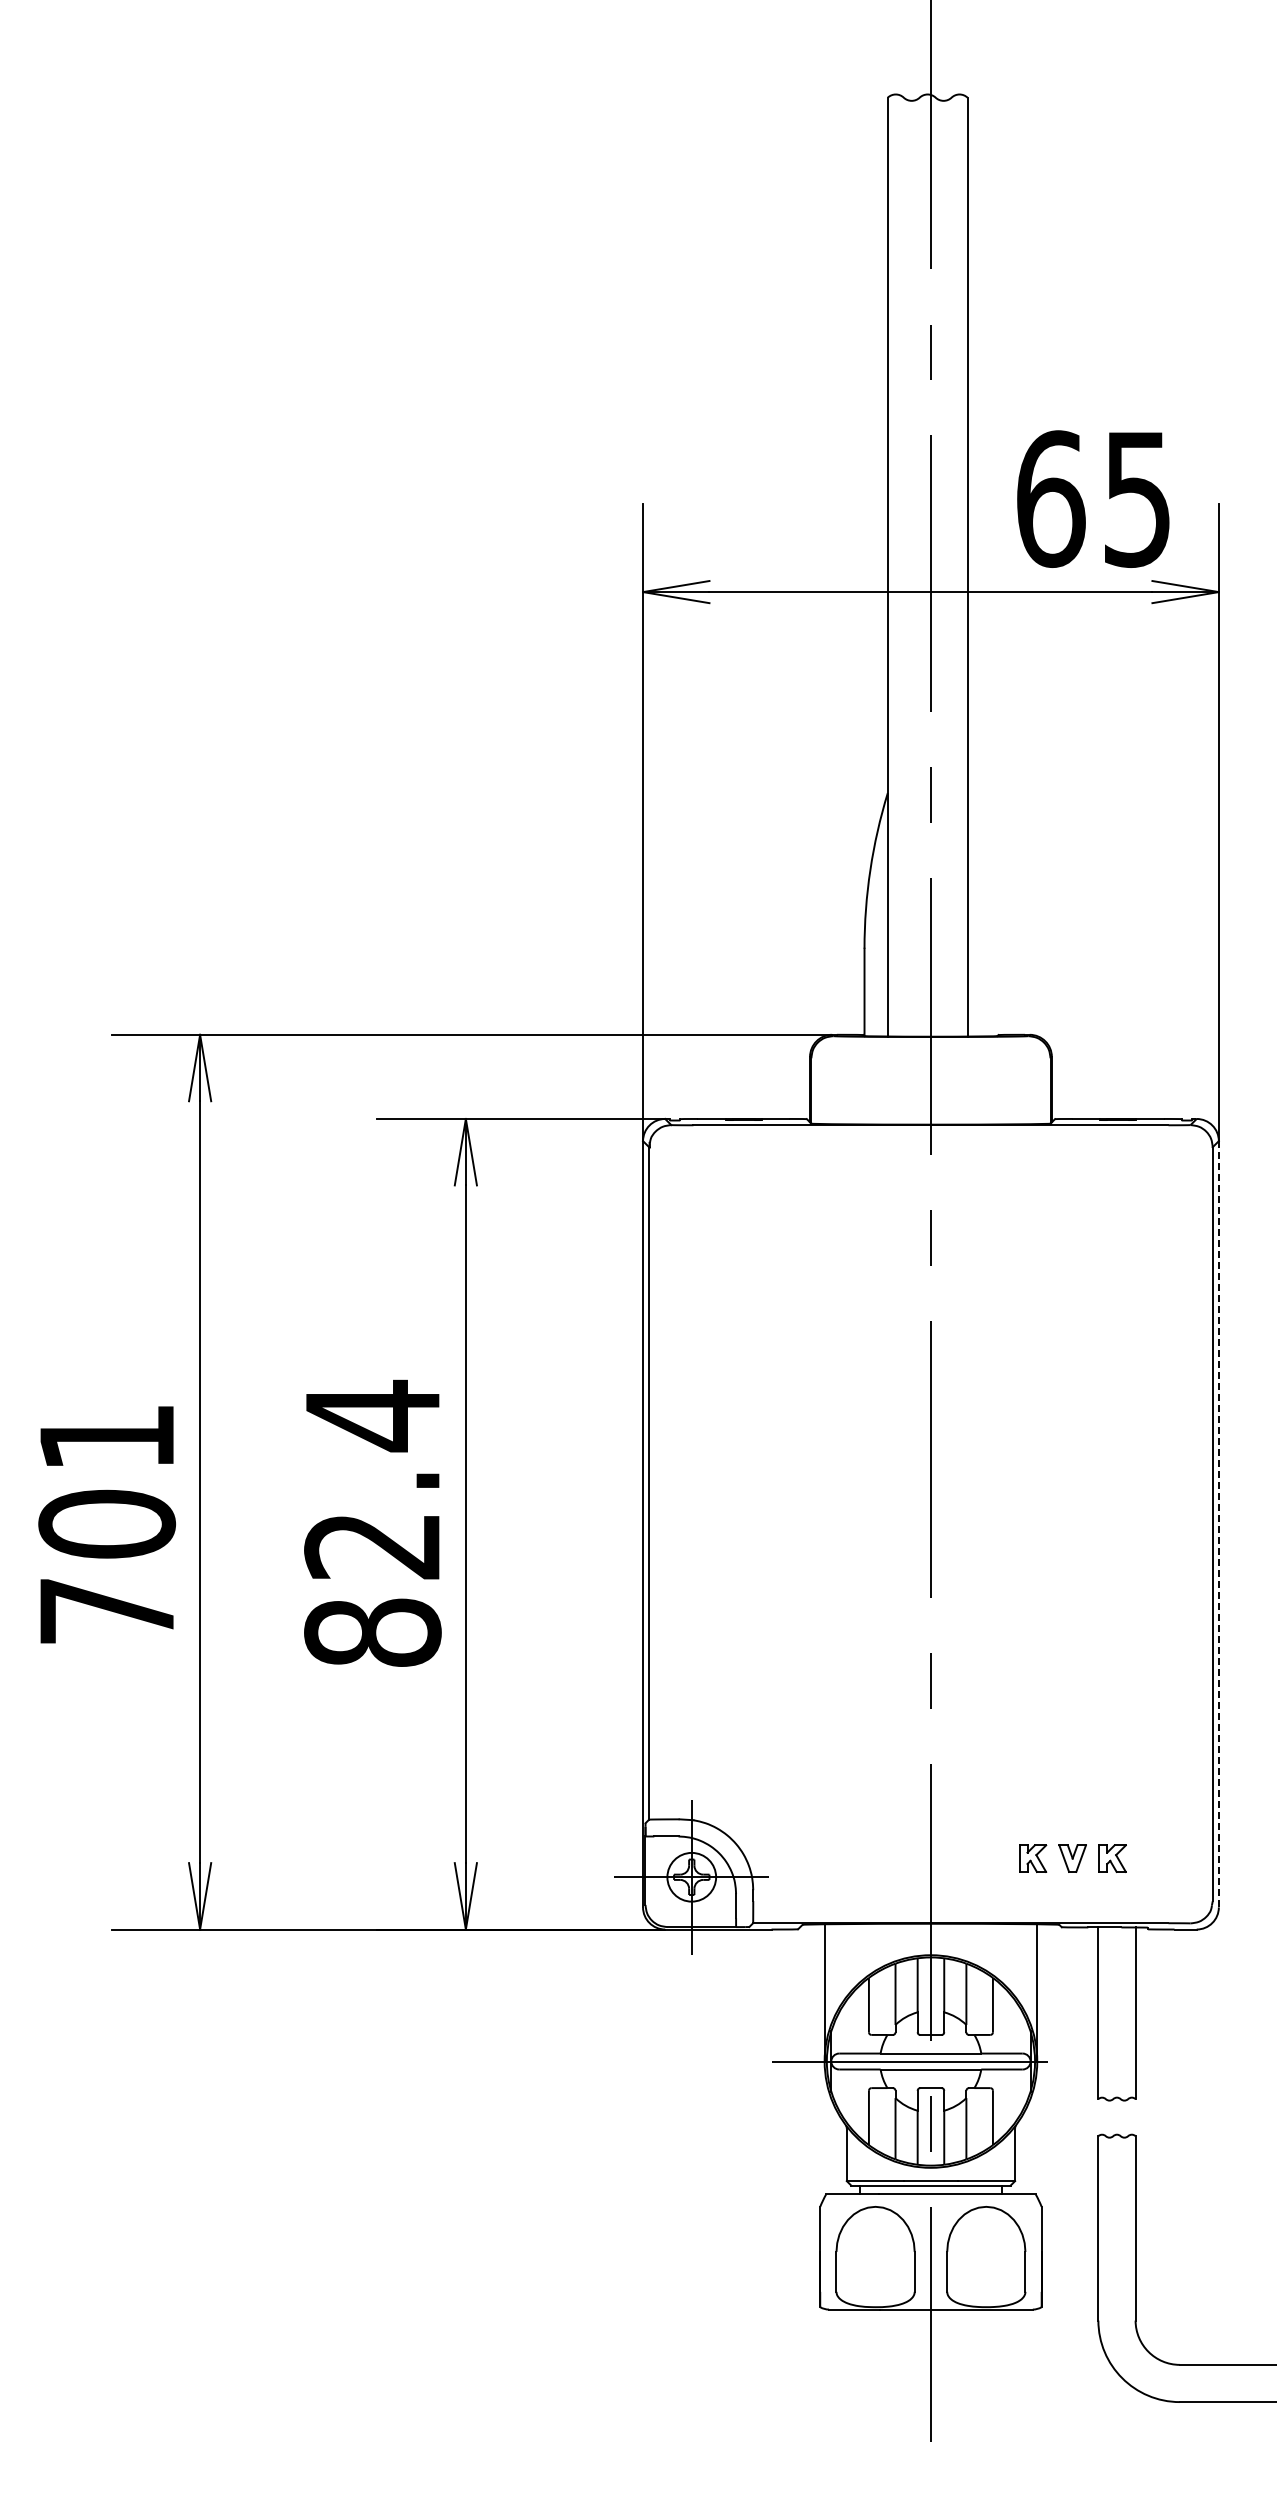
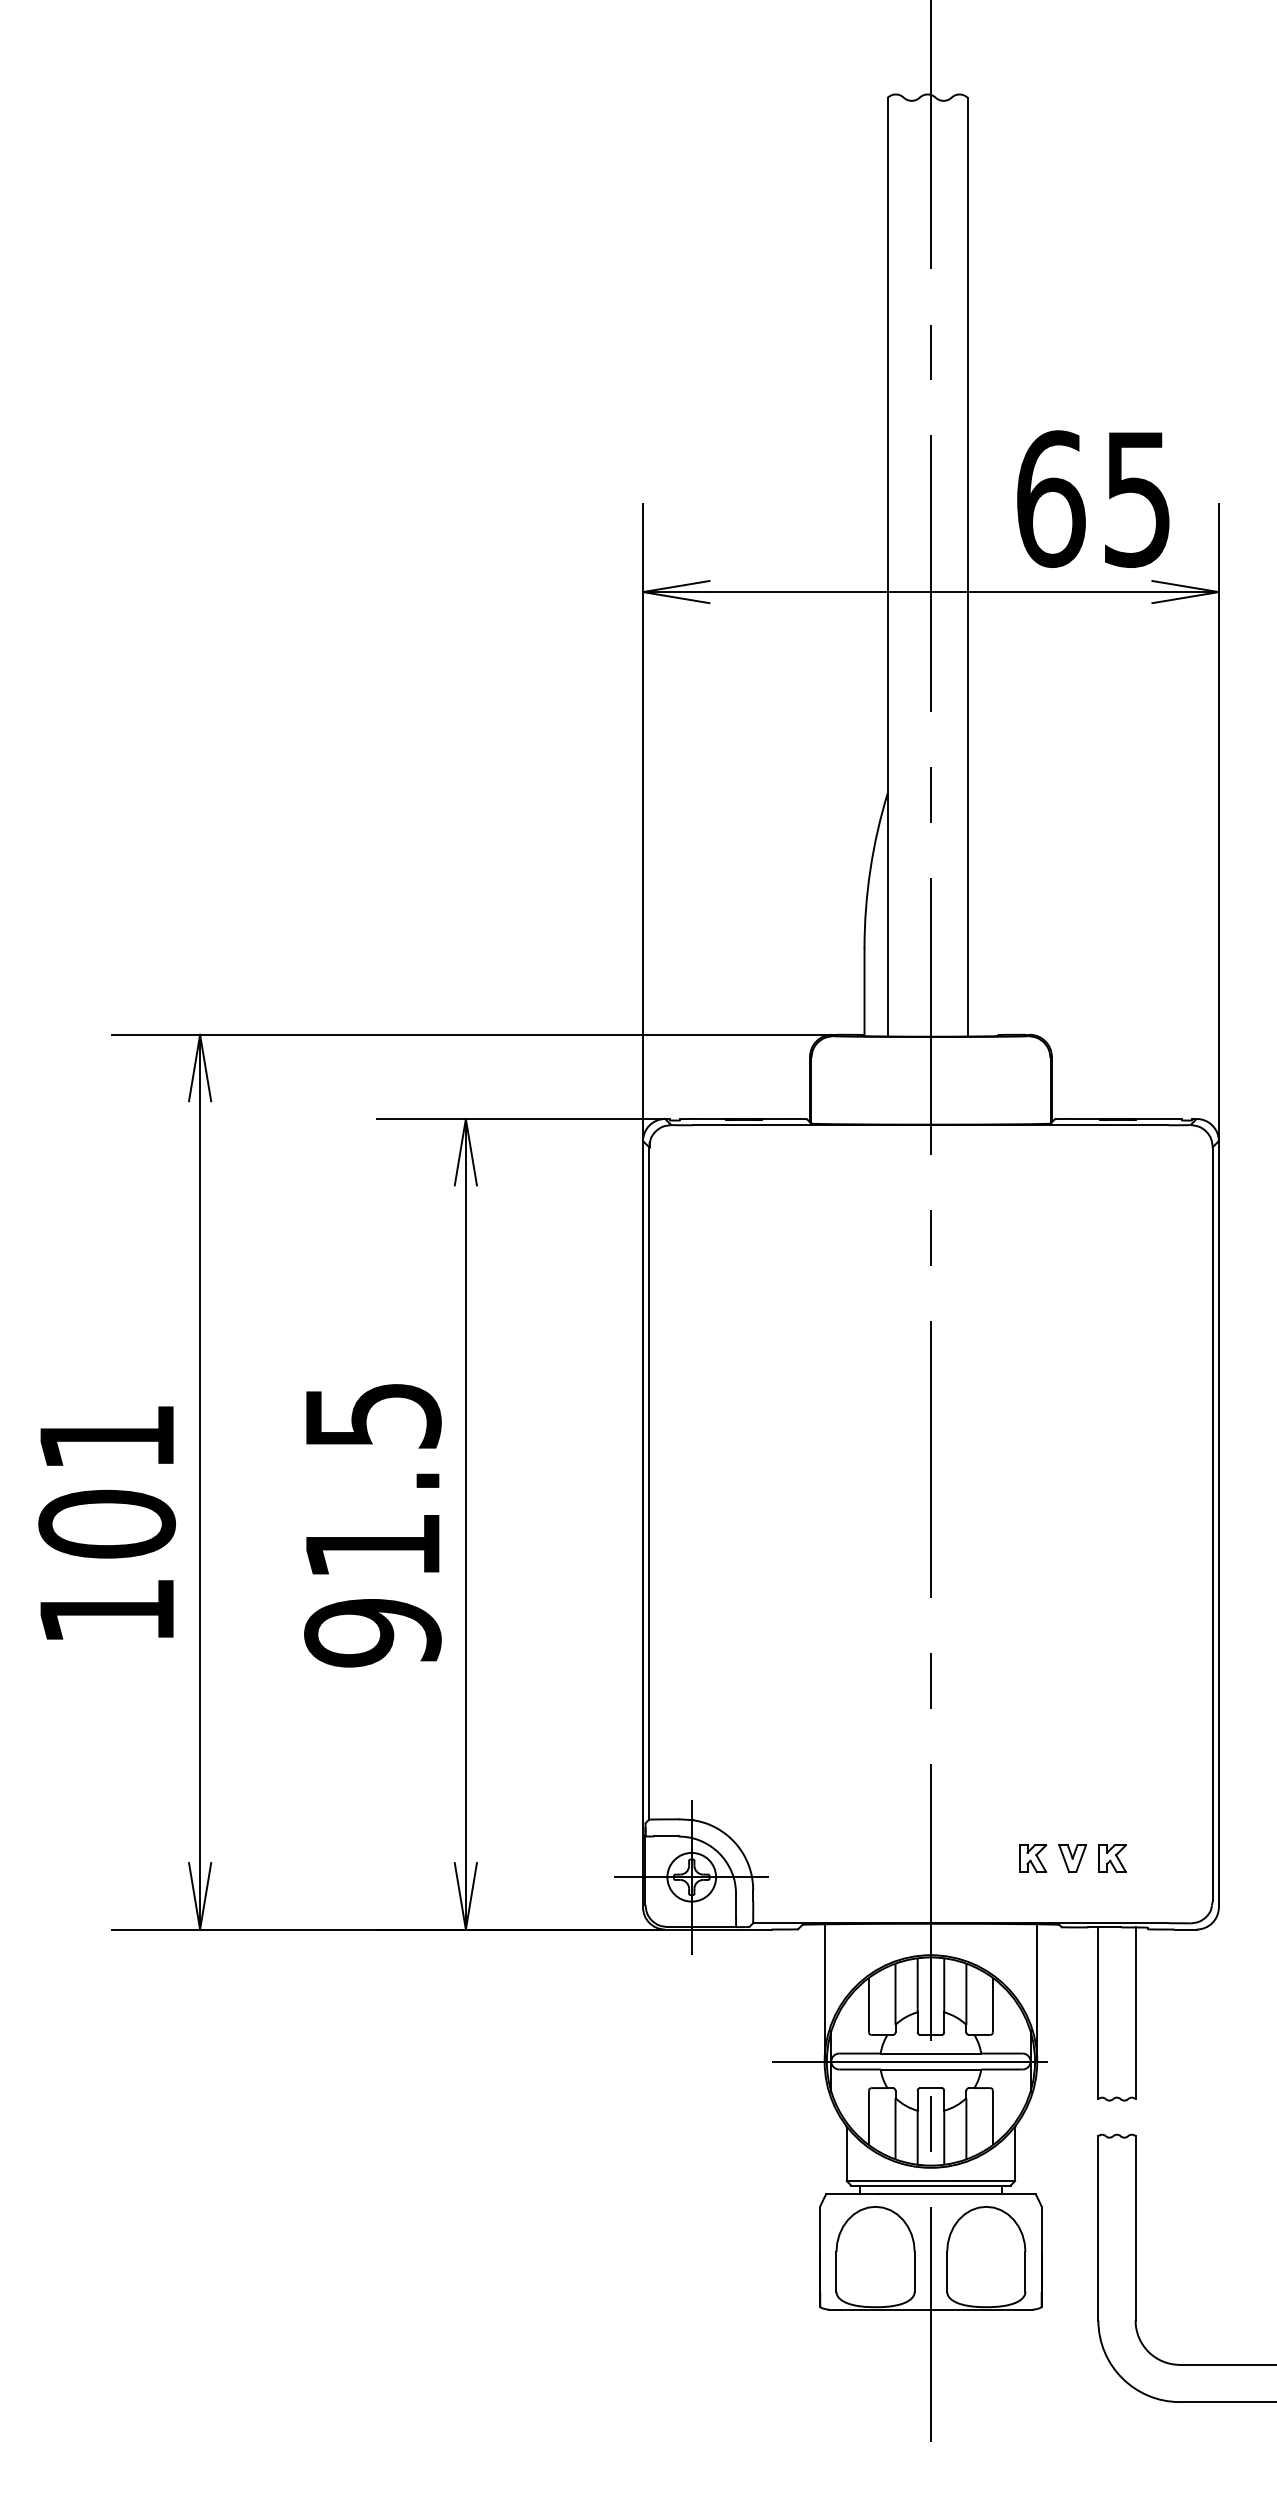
text: 82.4 -> 91.5 (372, 1523)
line: dashed -> solid (1218, 1523)
text: 701 -> 101 (106, 1611)
